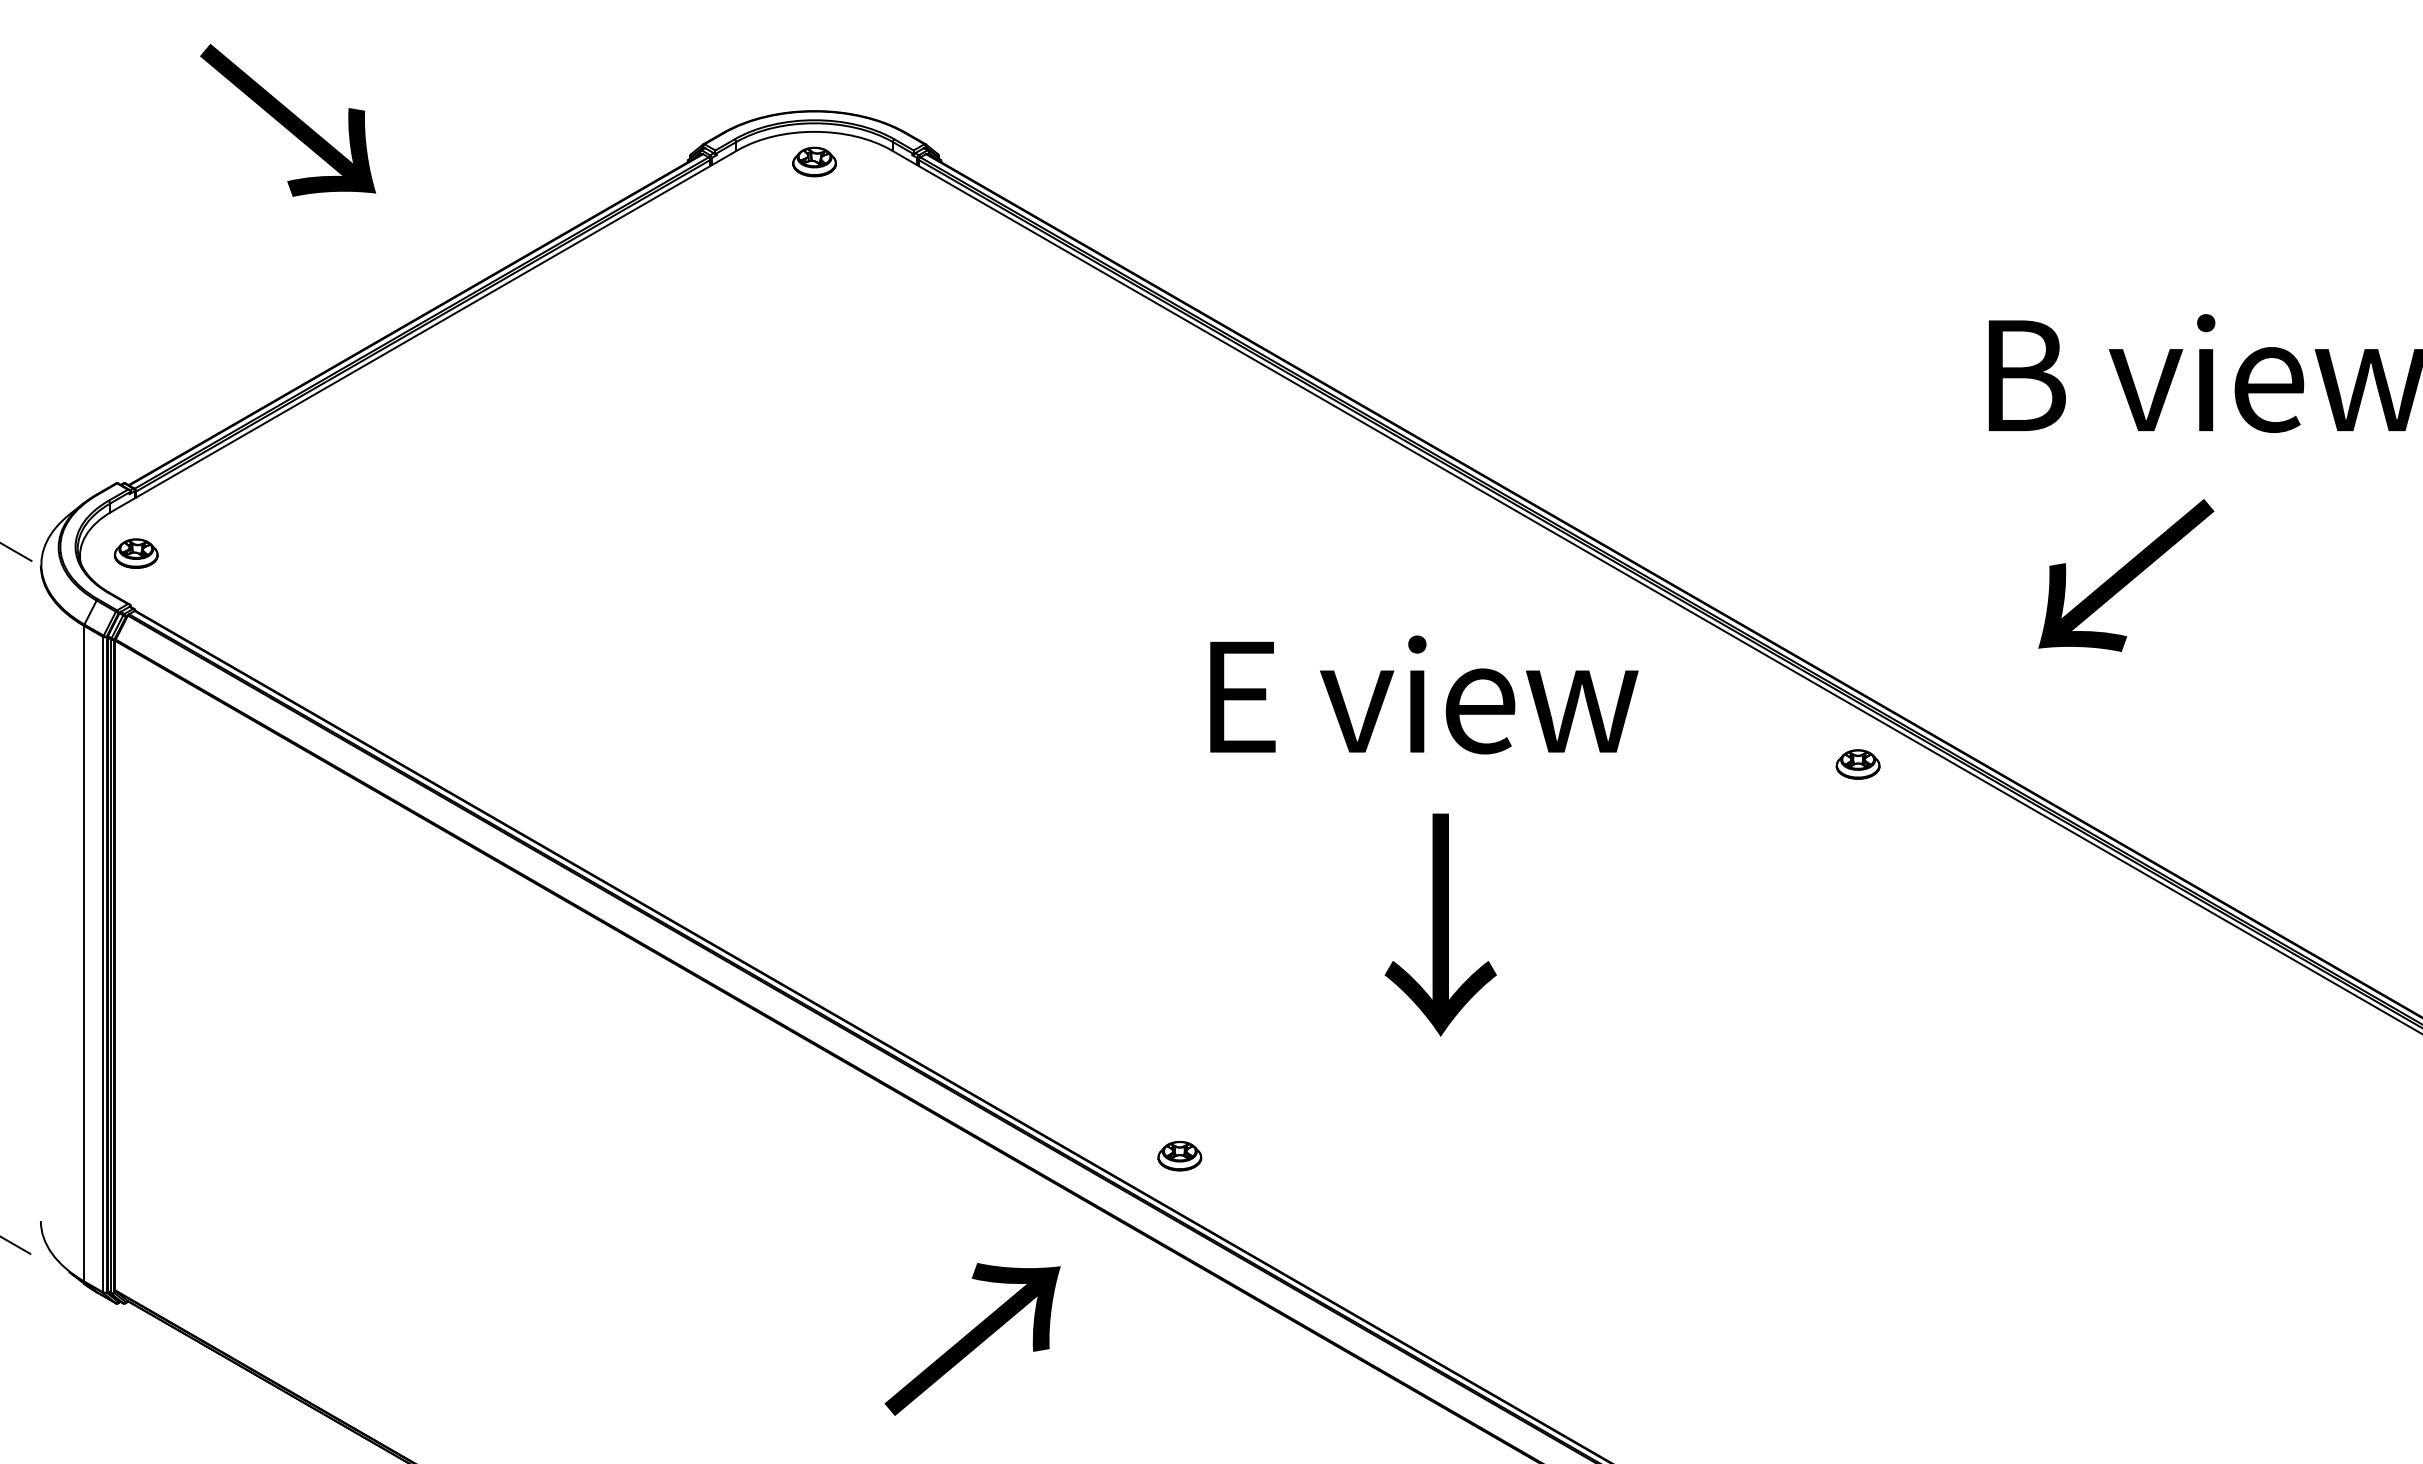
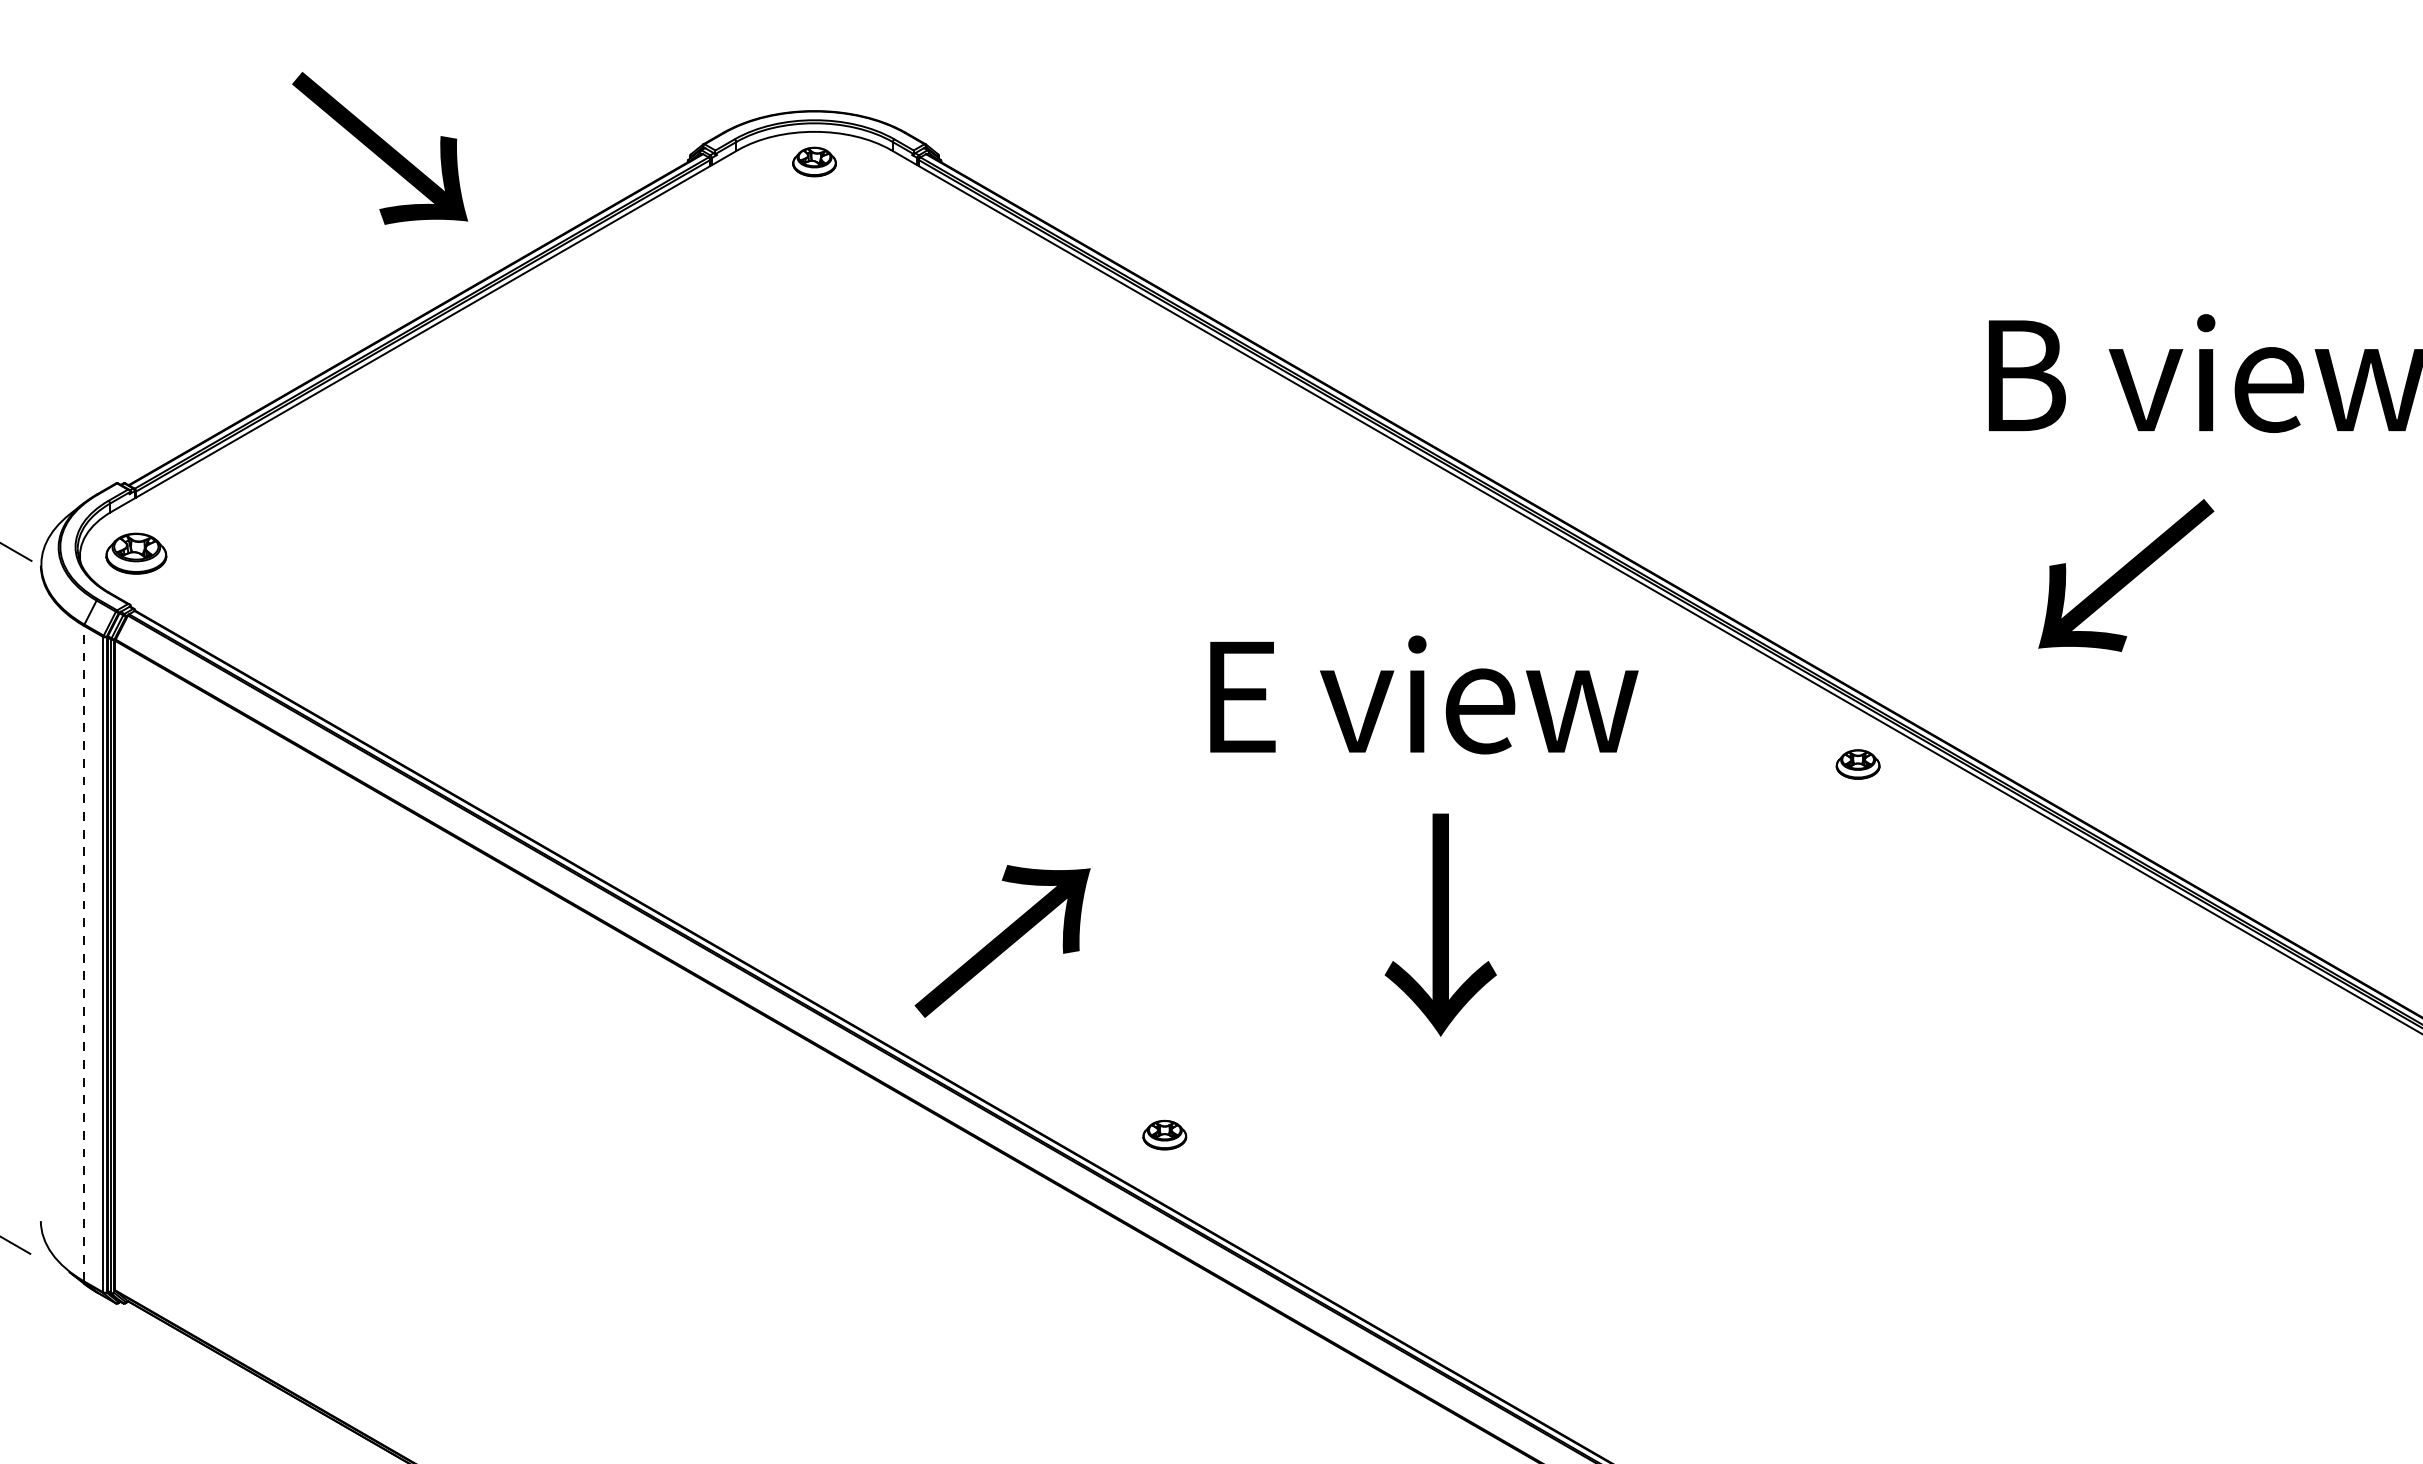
text position: (288, 120) -> (380, 148) (380, 148)
part size: 46x31 px -> 63x43 px (136, 553)
line: solid -> dashed (84, 953)
part position: (1179, 1155) -> (1164, 1134) (1164, 1134)
text position: (972, 1339) -> (1002, 941) (1002, 941)
